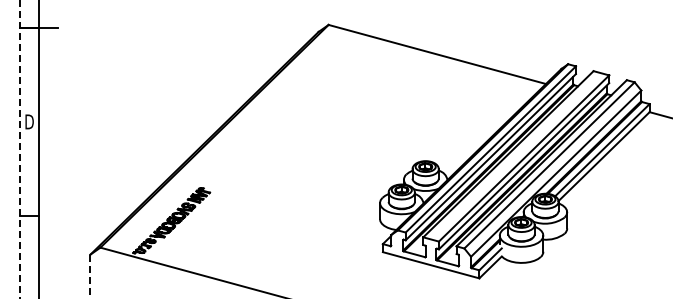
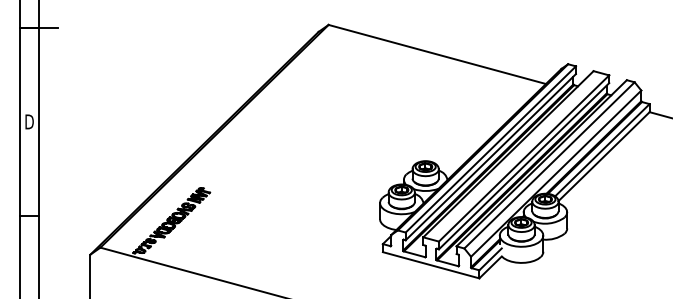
line: dashed -> solid (20, 149)
line: dashed -> solid (90, 276)
